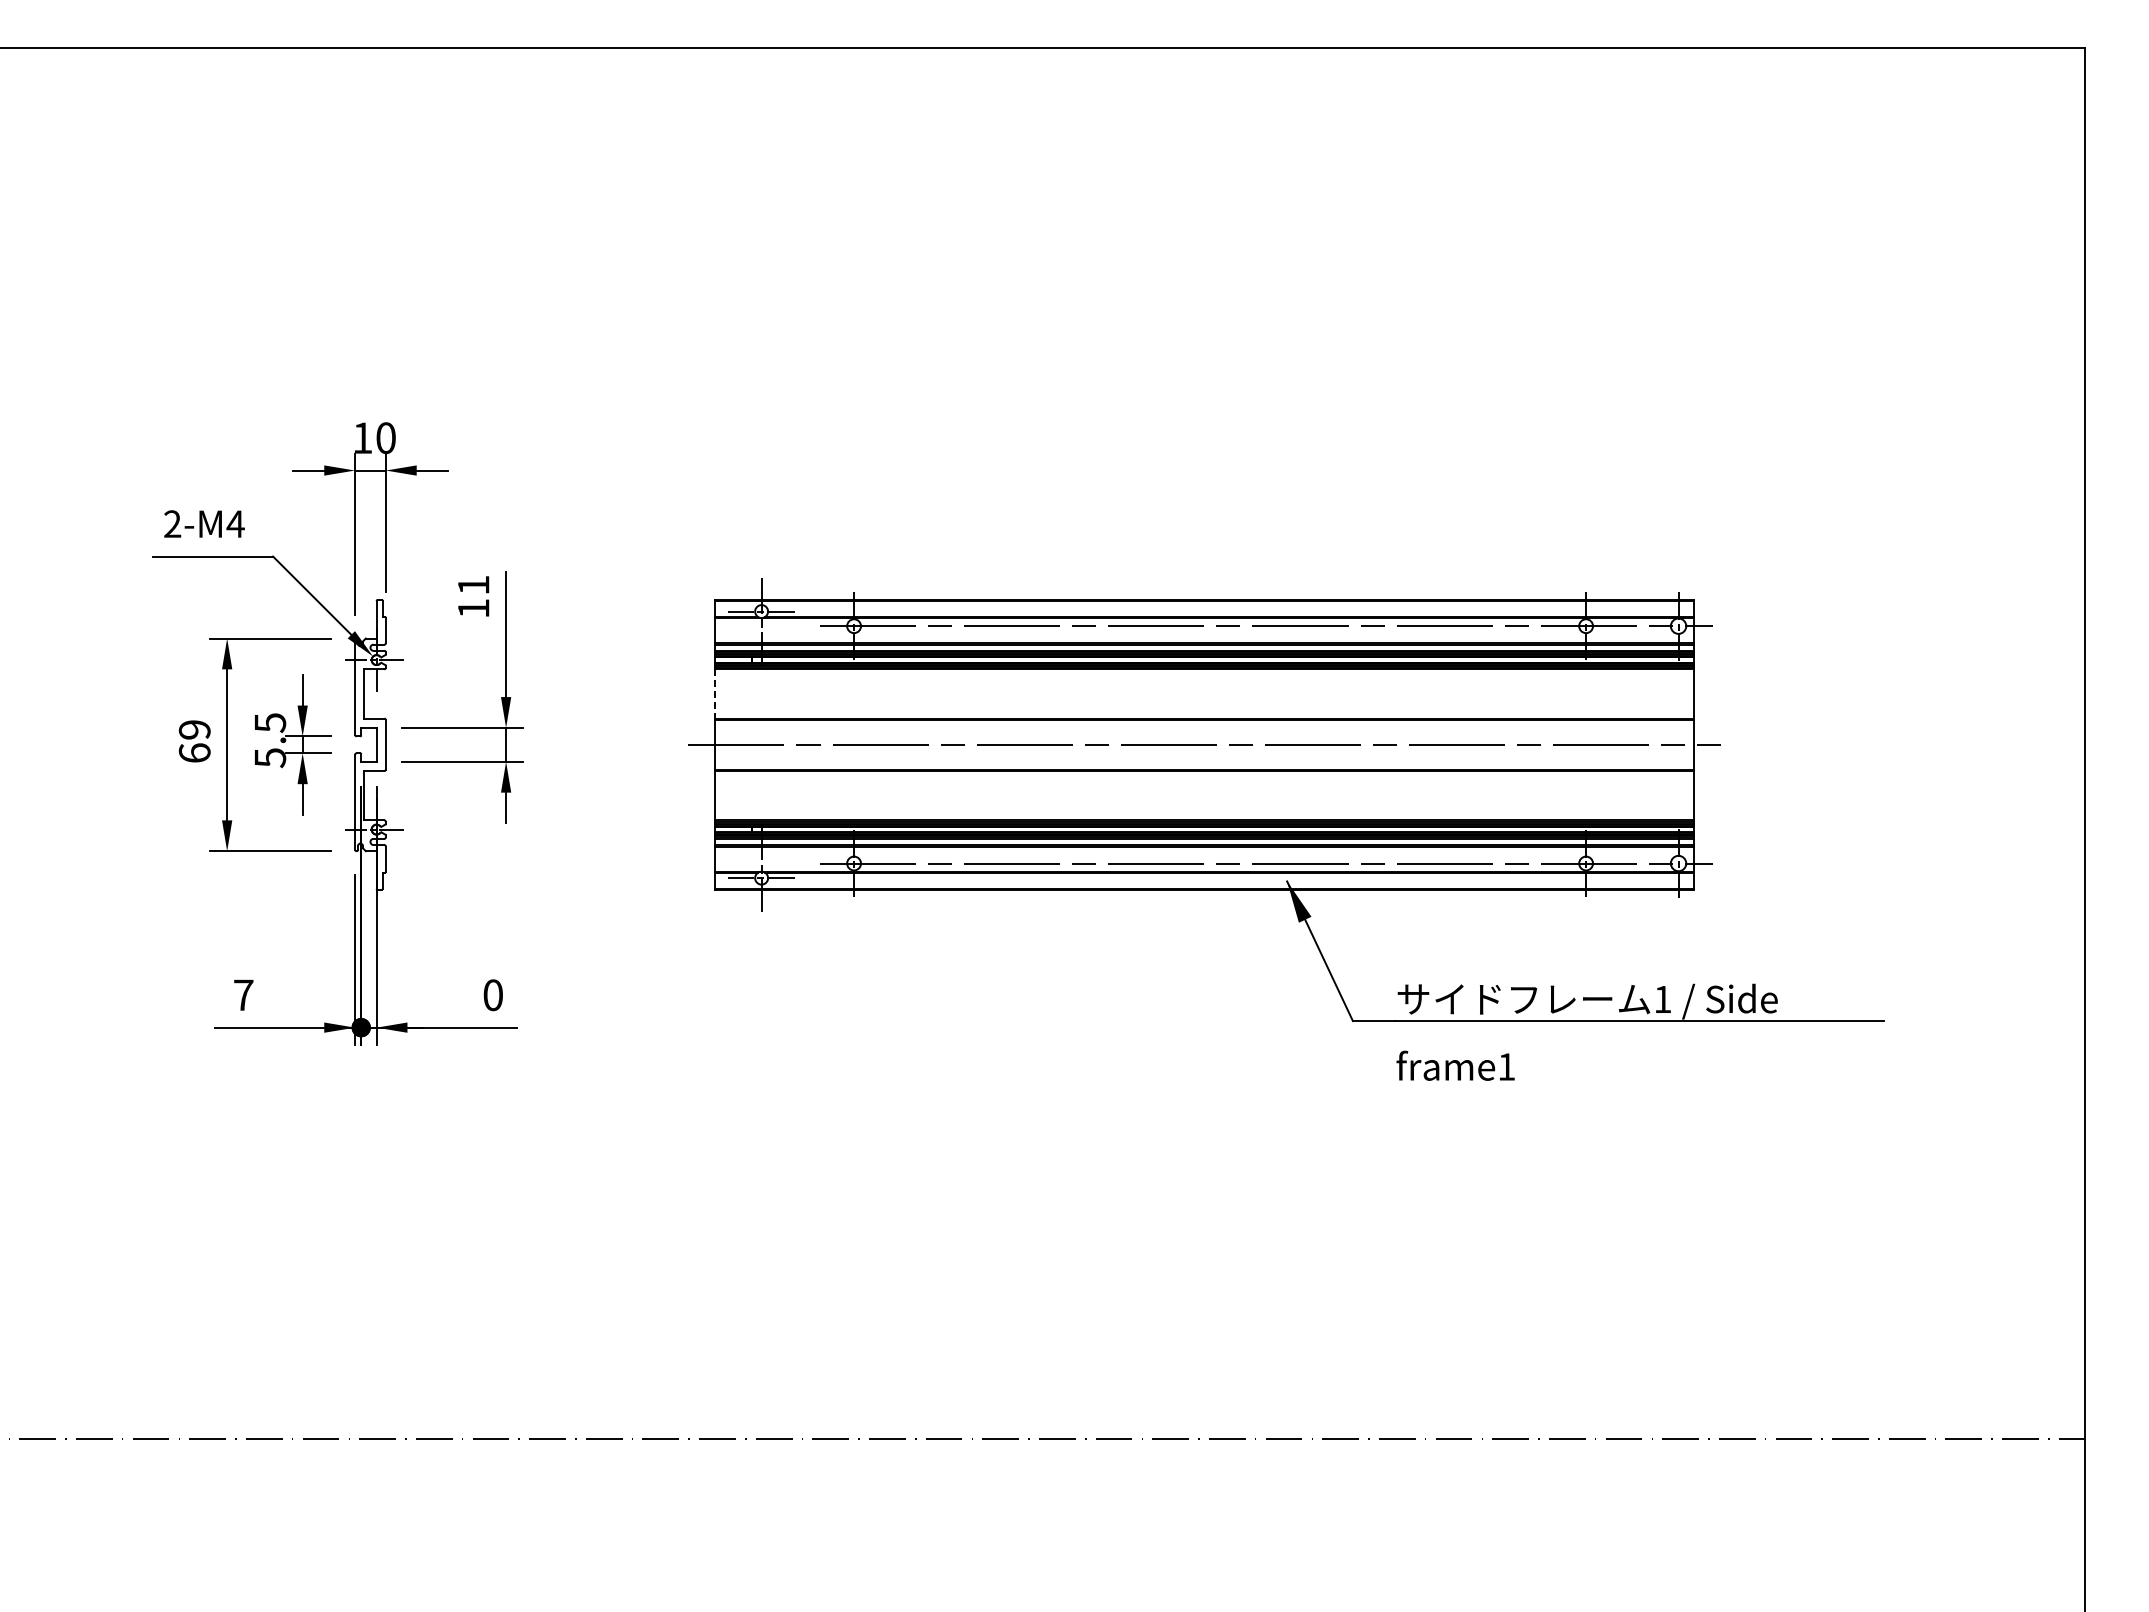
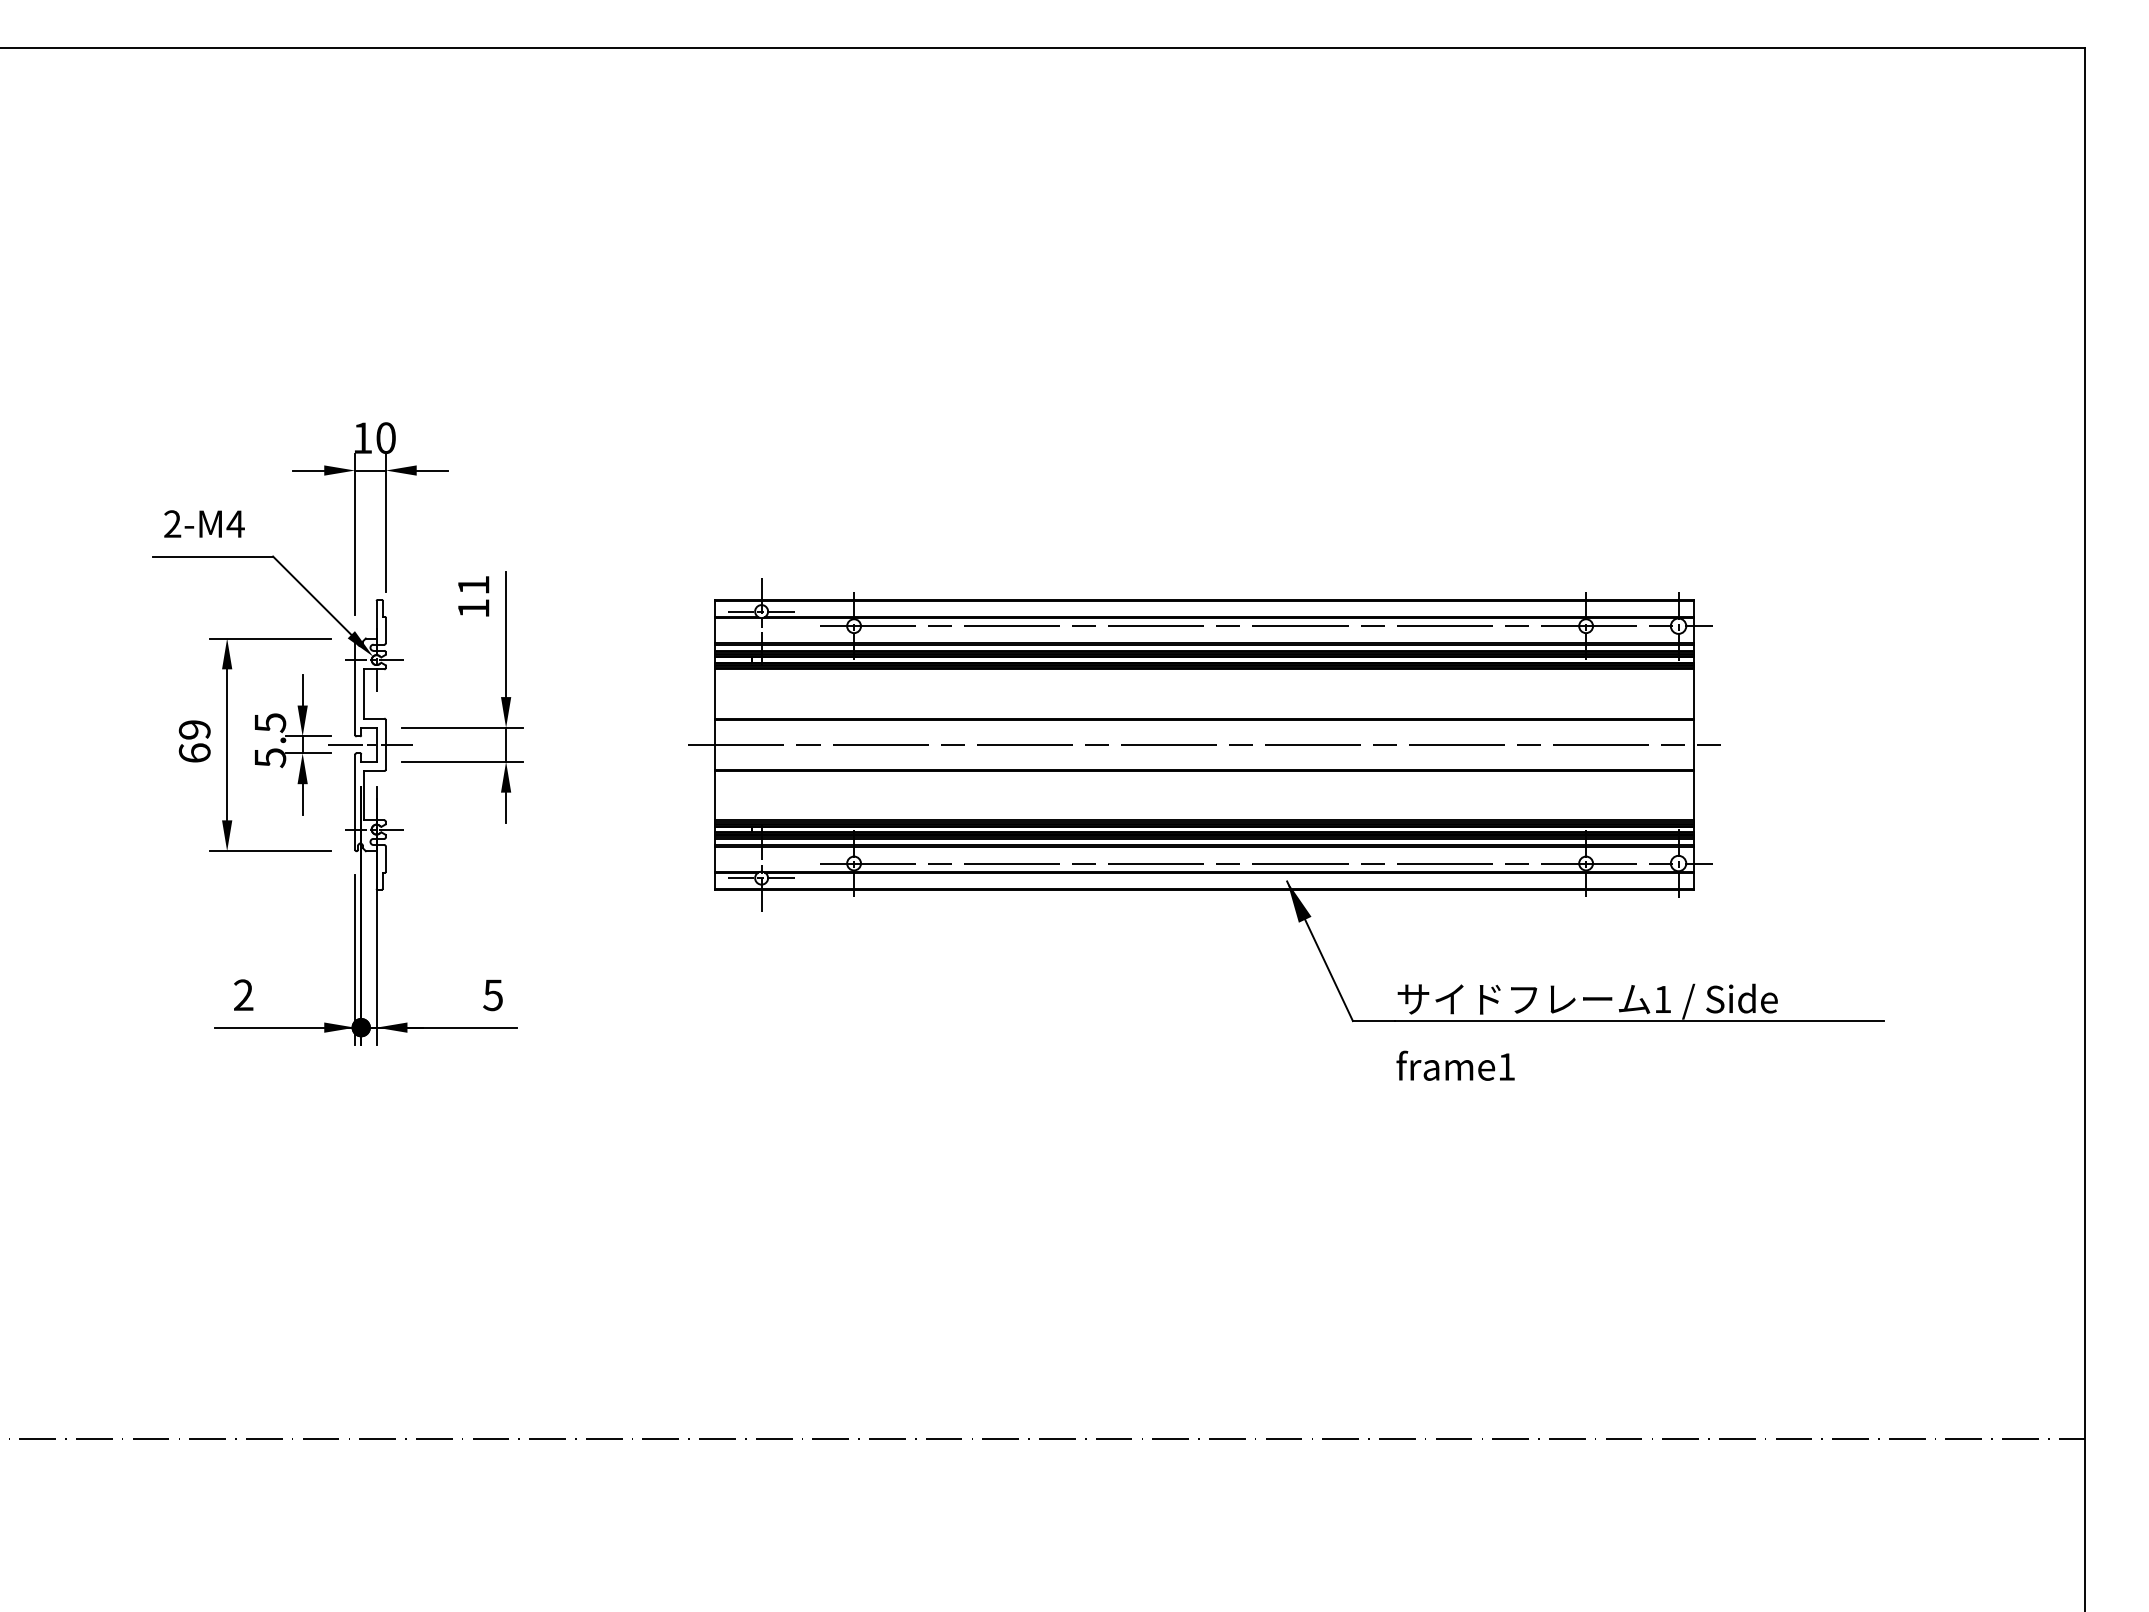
line: dashed -> solid (715, 694)
line: none -> present (370, 744)
text: 7 -> 2 (243, 994)
text: 0 -> 5 (492, 995)
